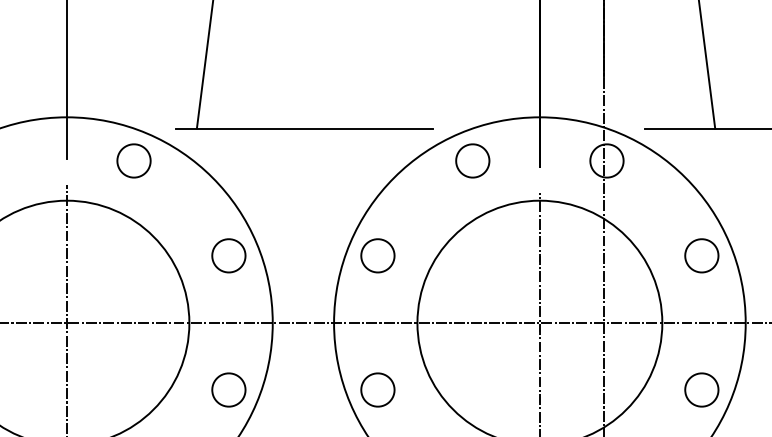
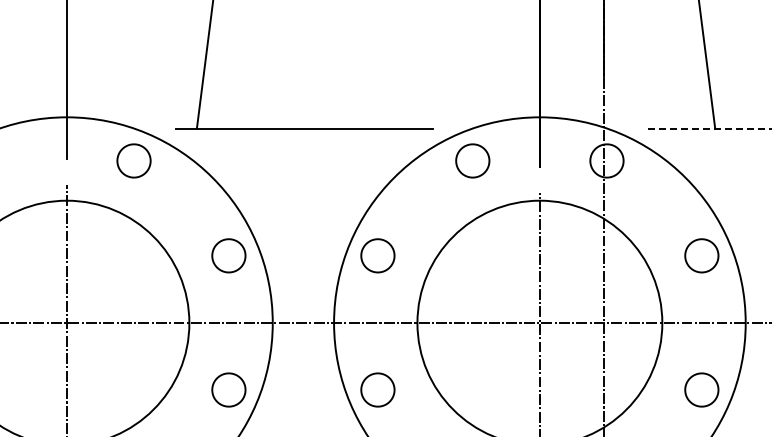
line: solid -> dashed (708, 128)
